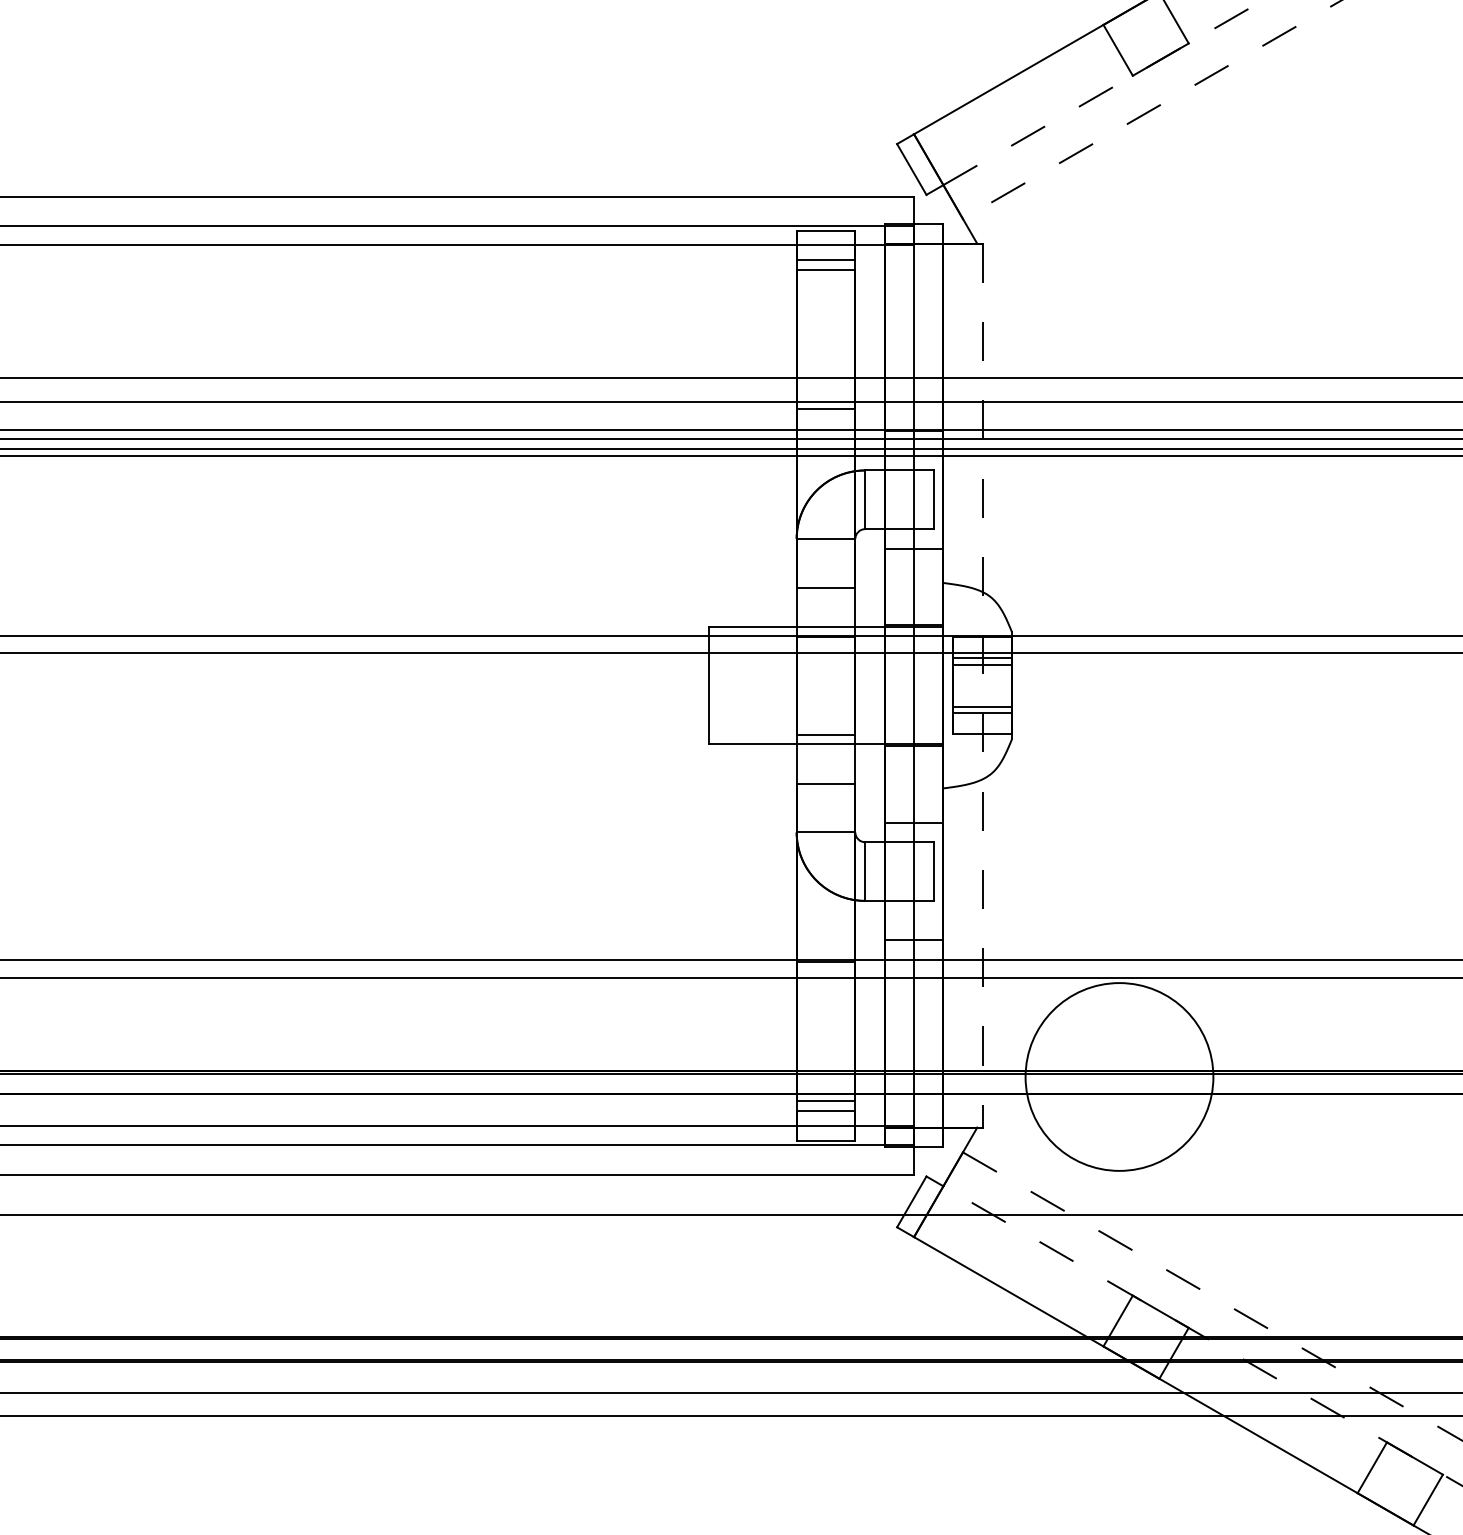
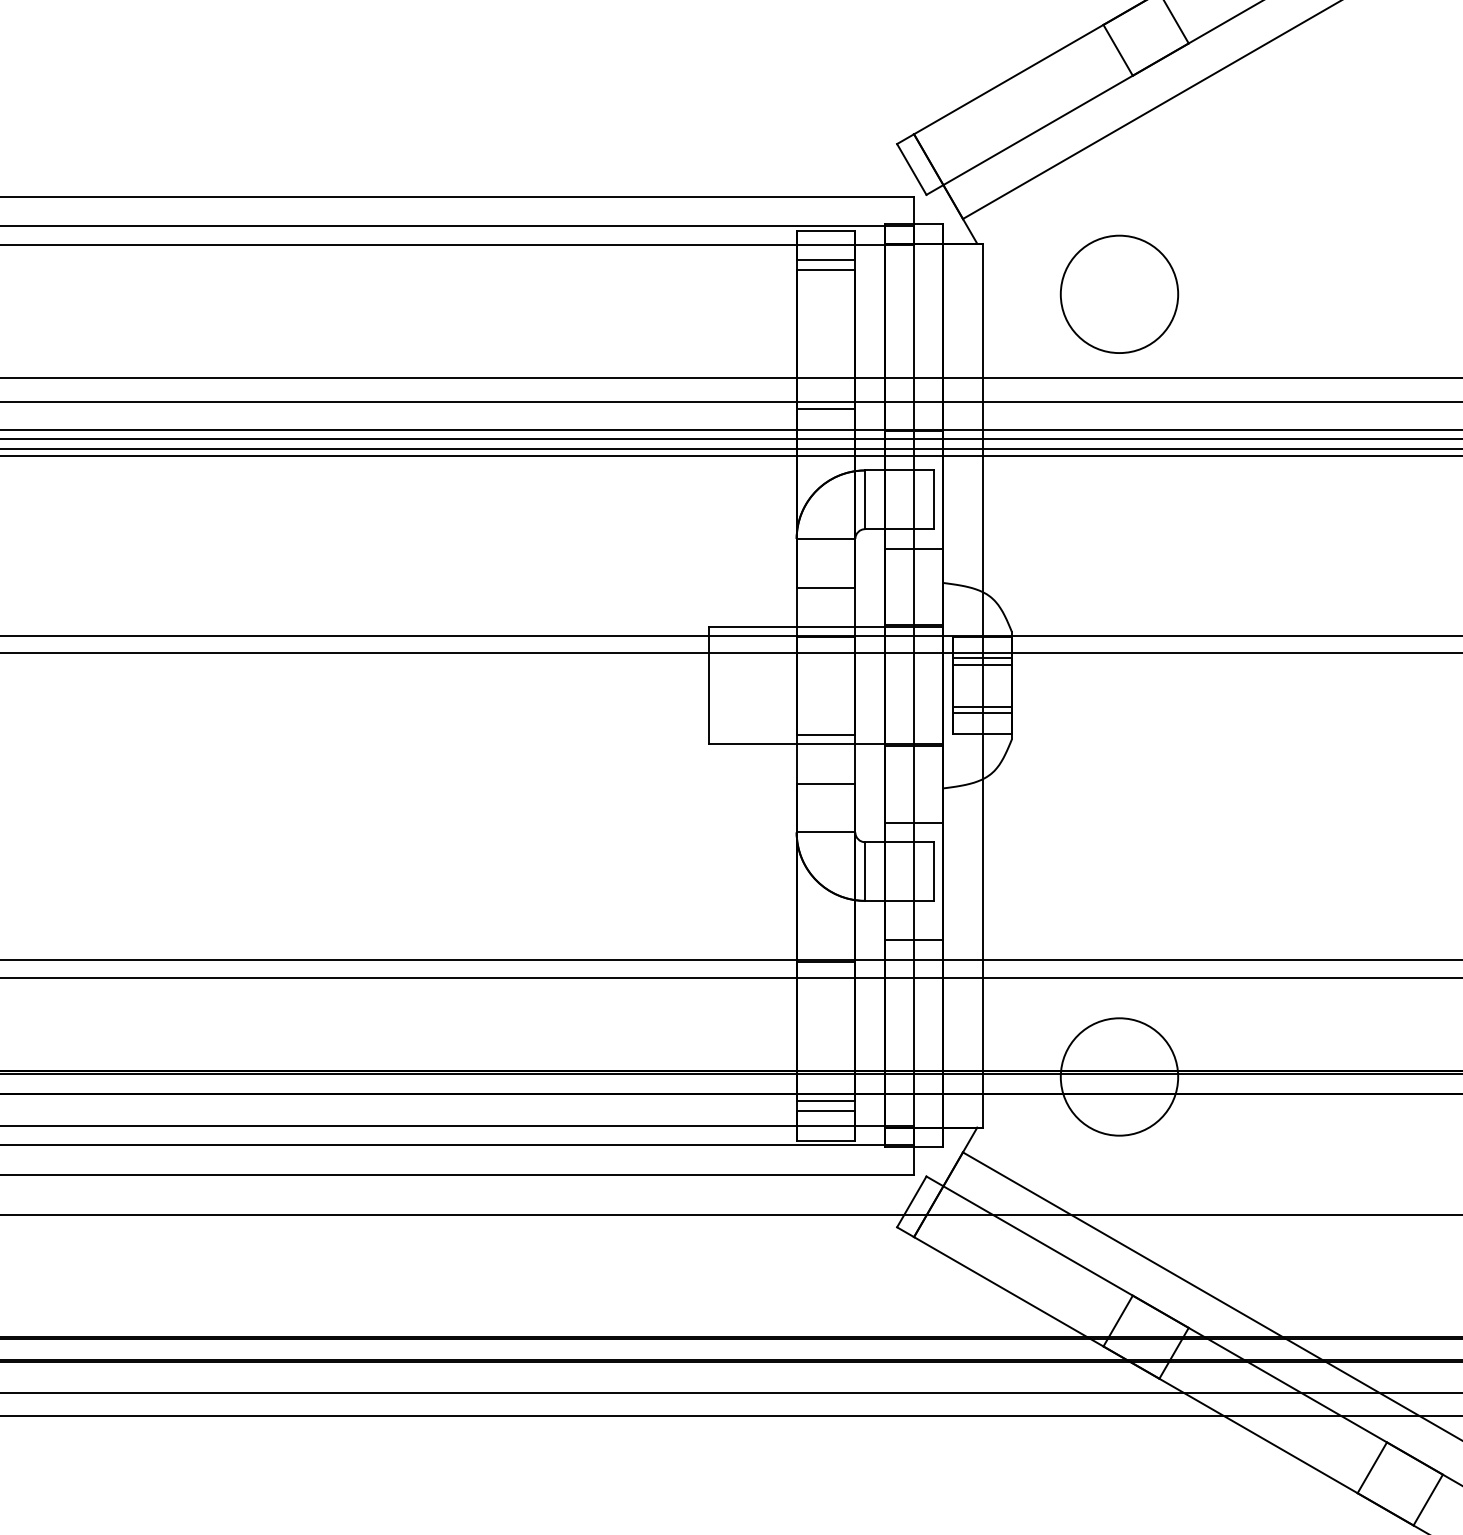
line: dashed -> solid (1103, 92)
line: dashed -> solid (1152, 109)
circle: none -> present (1119, 293)
line: dashed -> solid (982, 685)
circle diameter: 188 px -> 117 px (1119, 1076)
line: dashed -> solid (1213, 1296)
line: dashed -> solid (1203, 1336)
